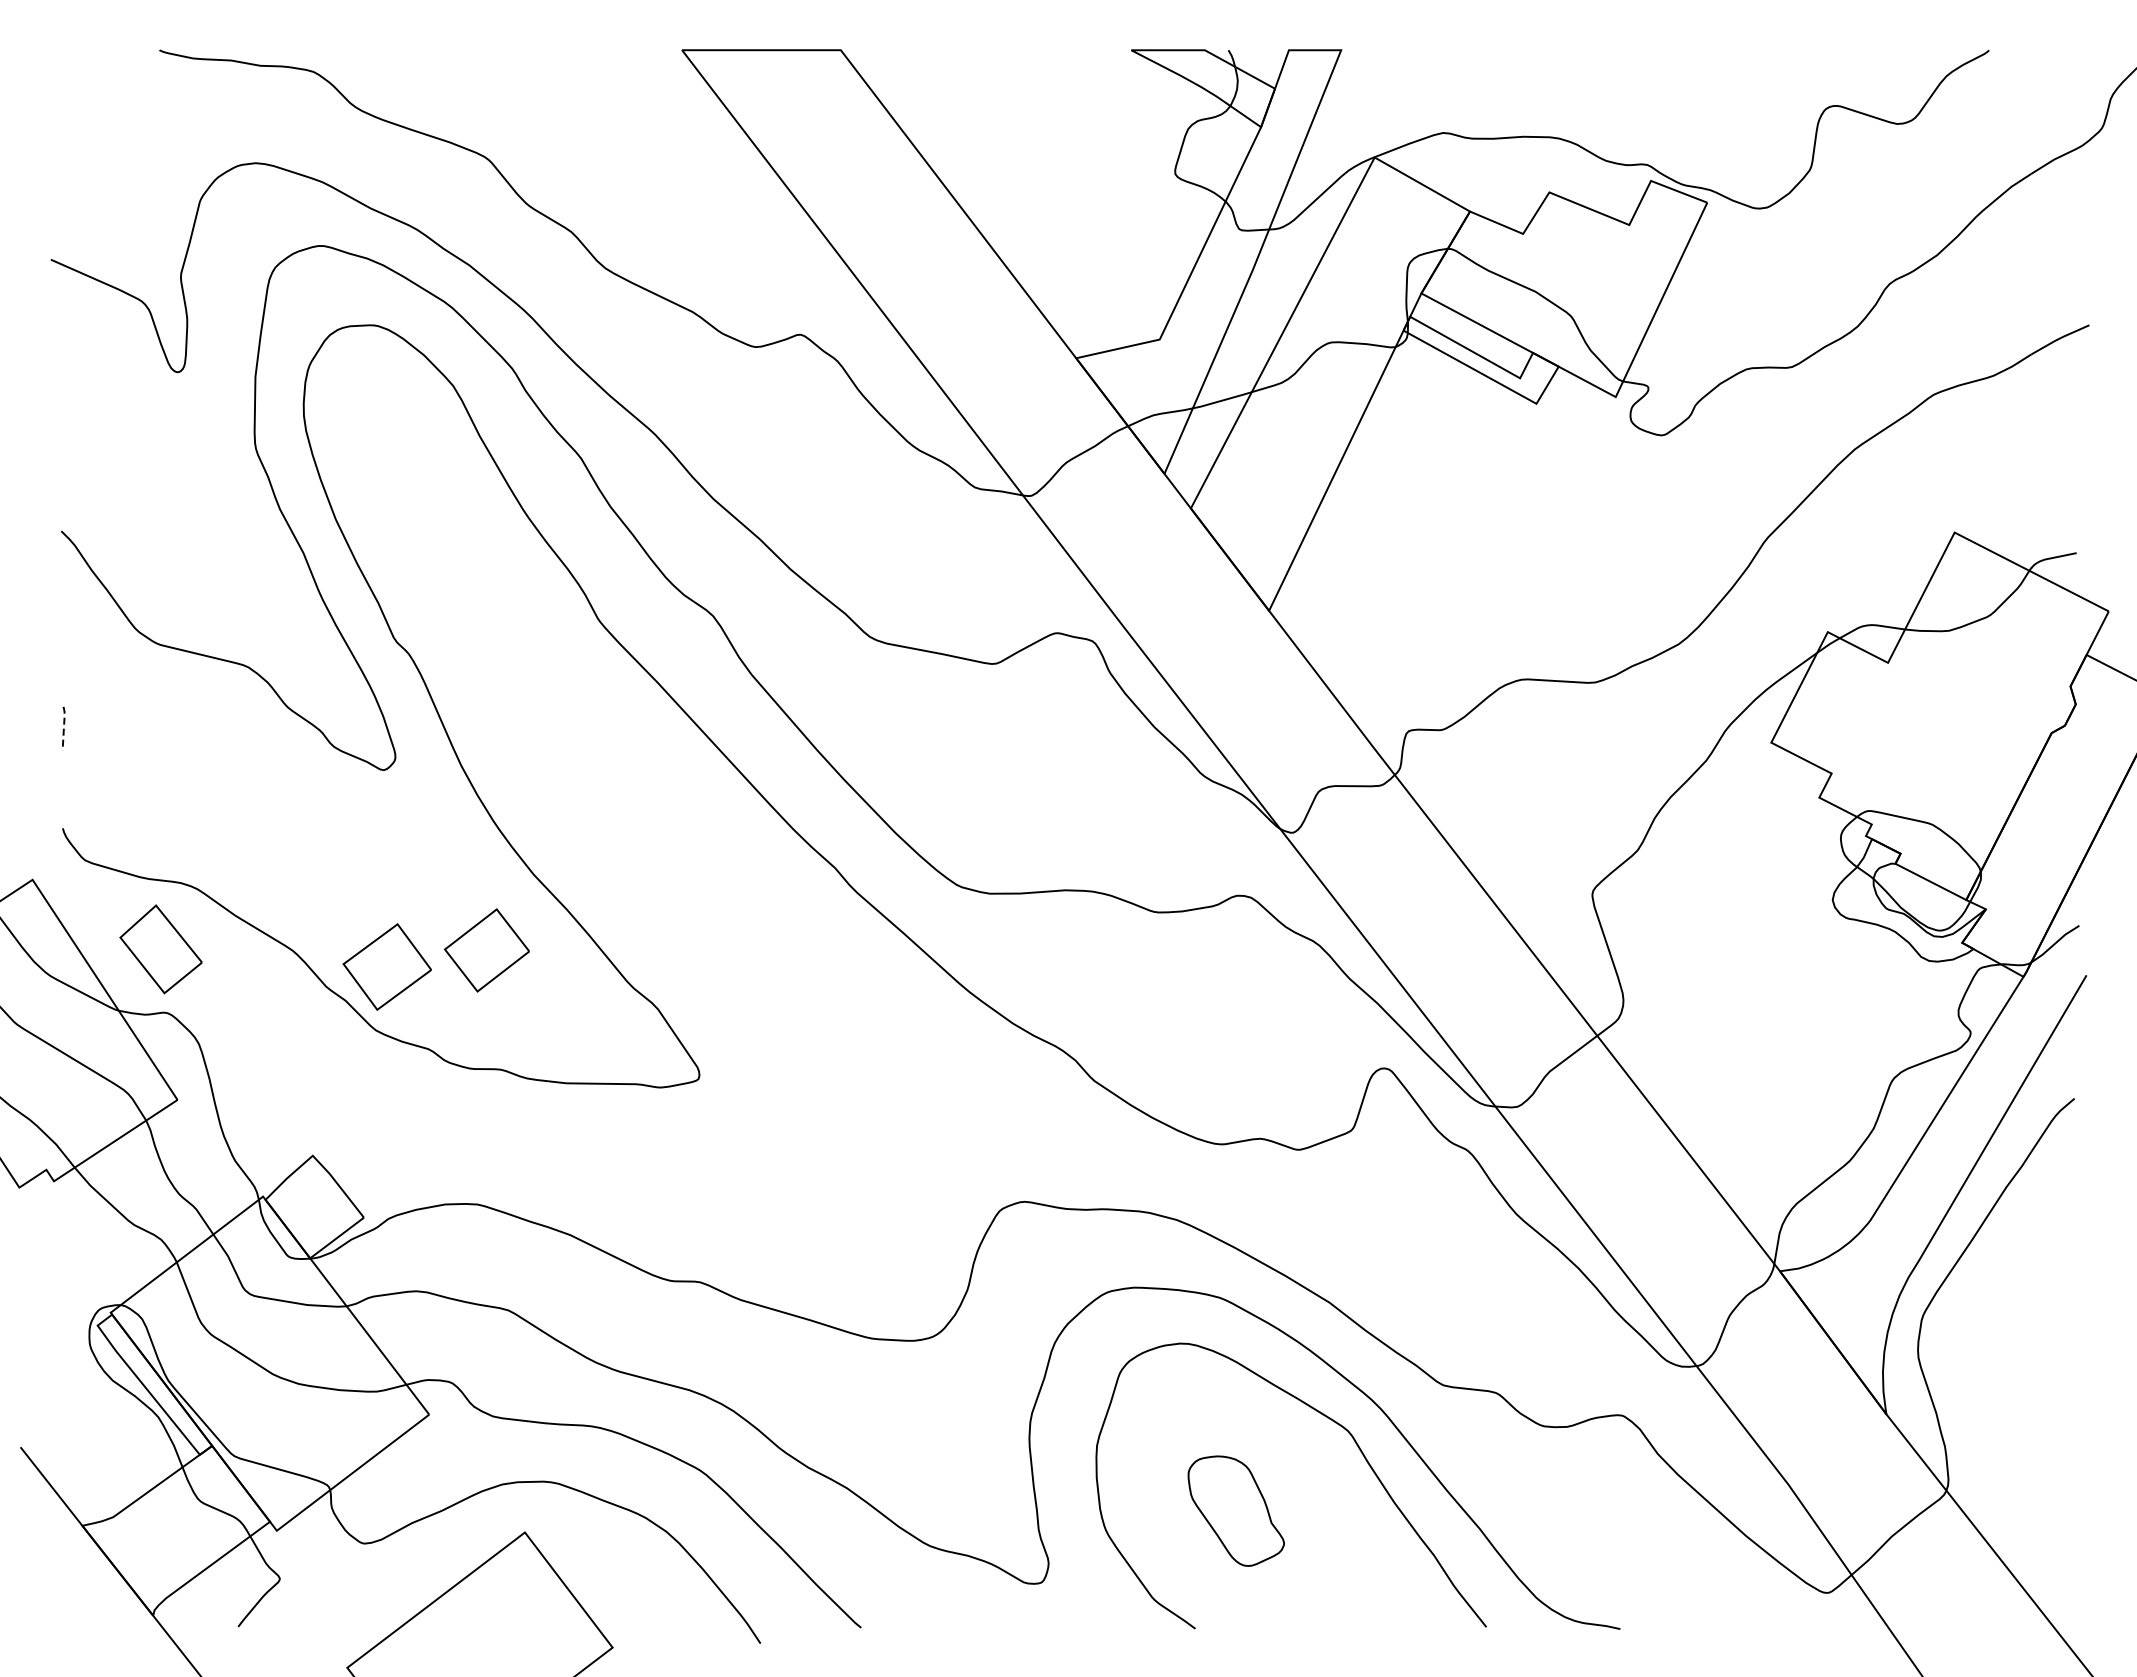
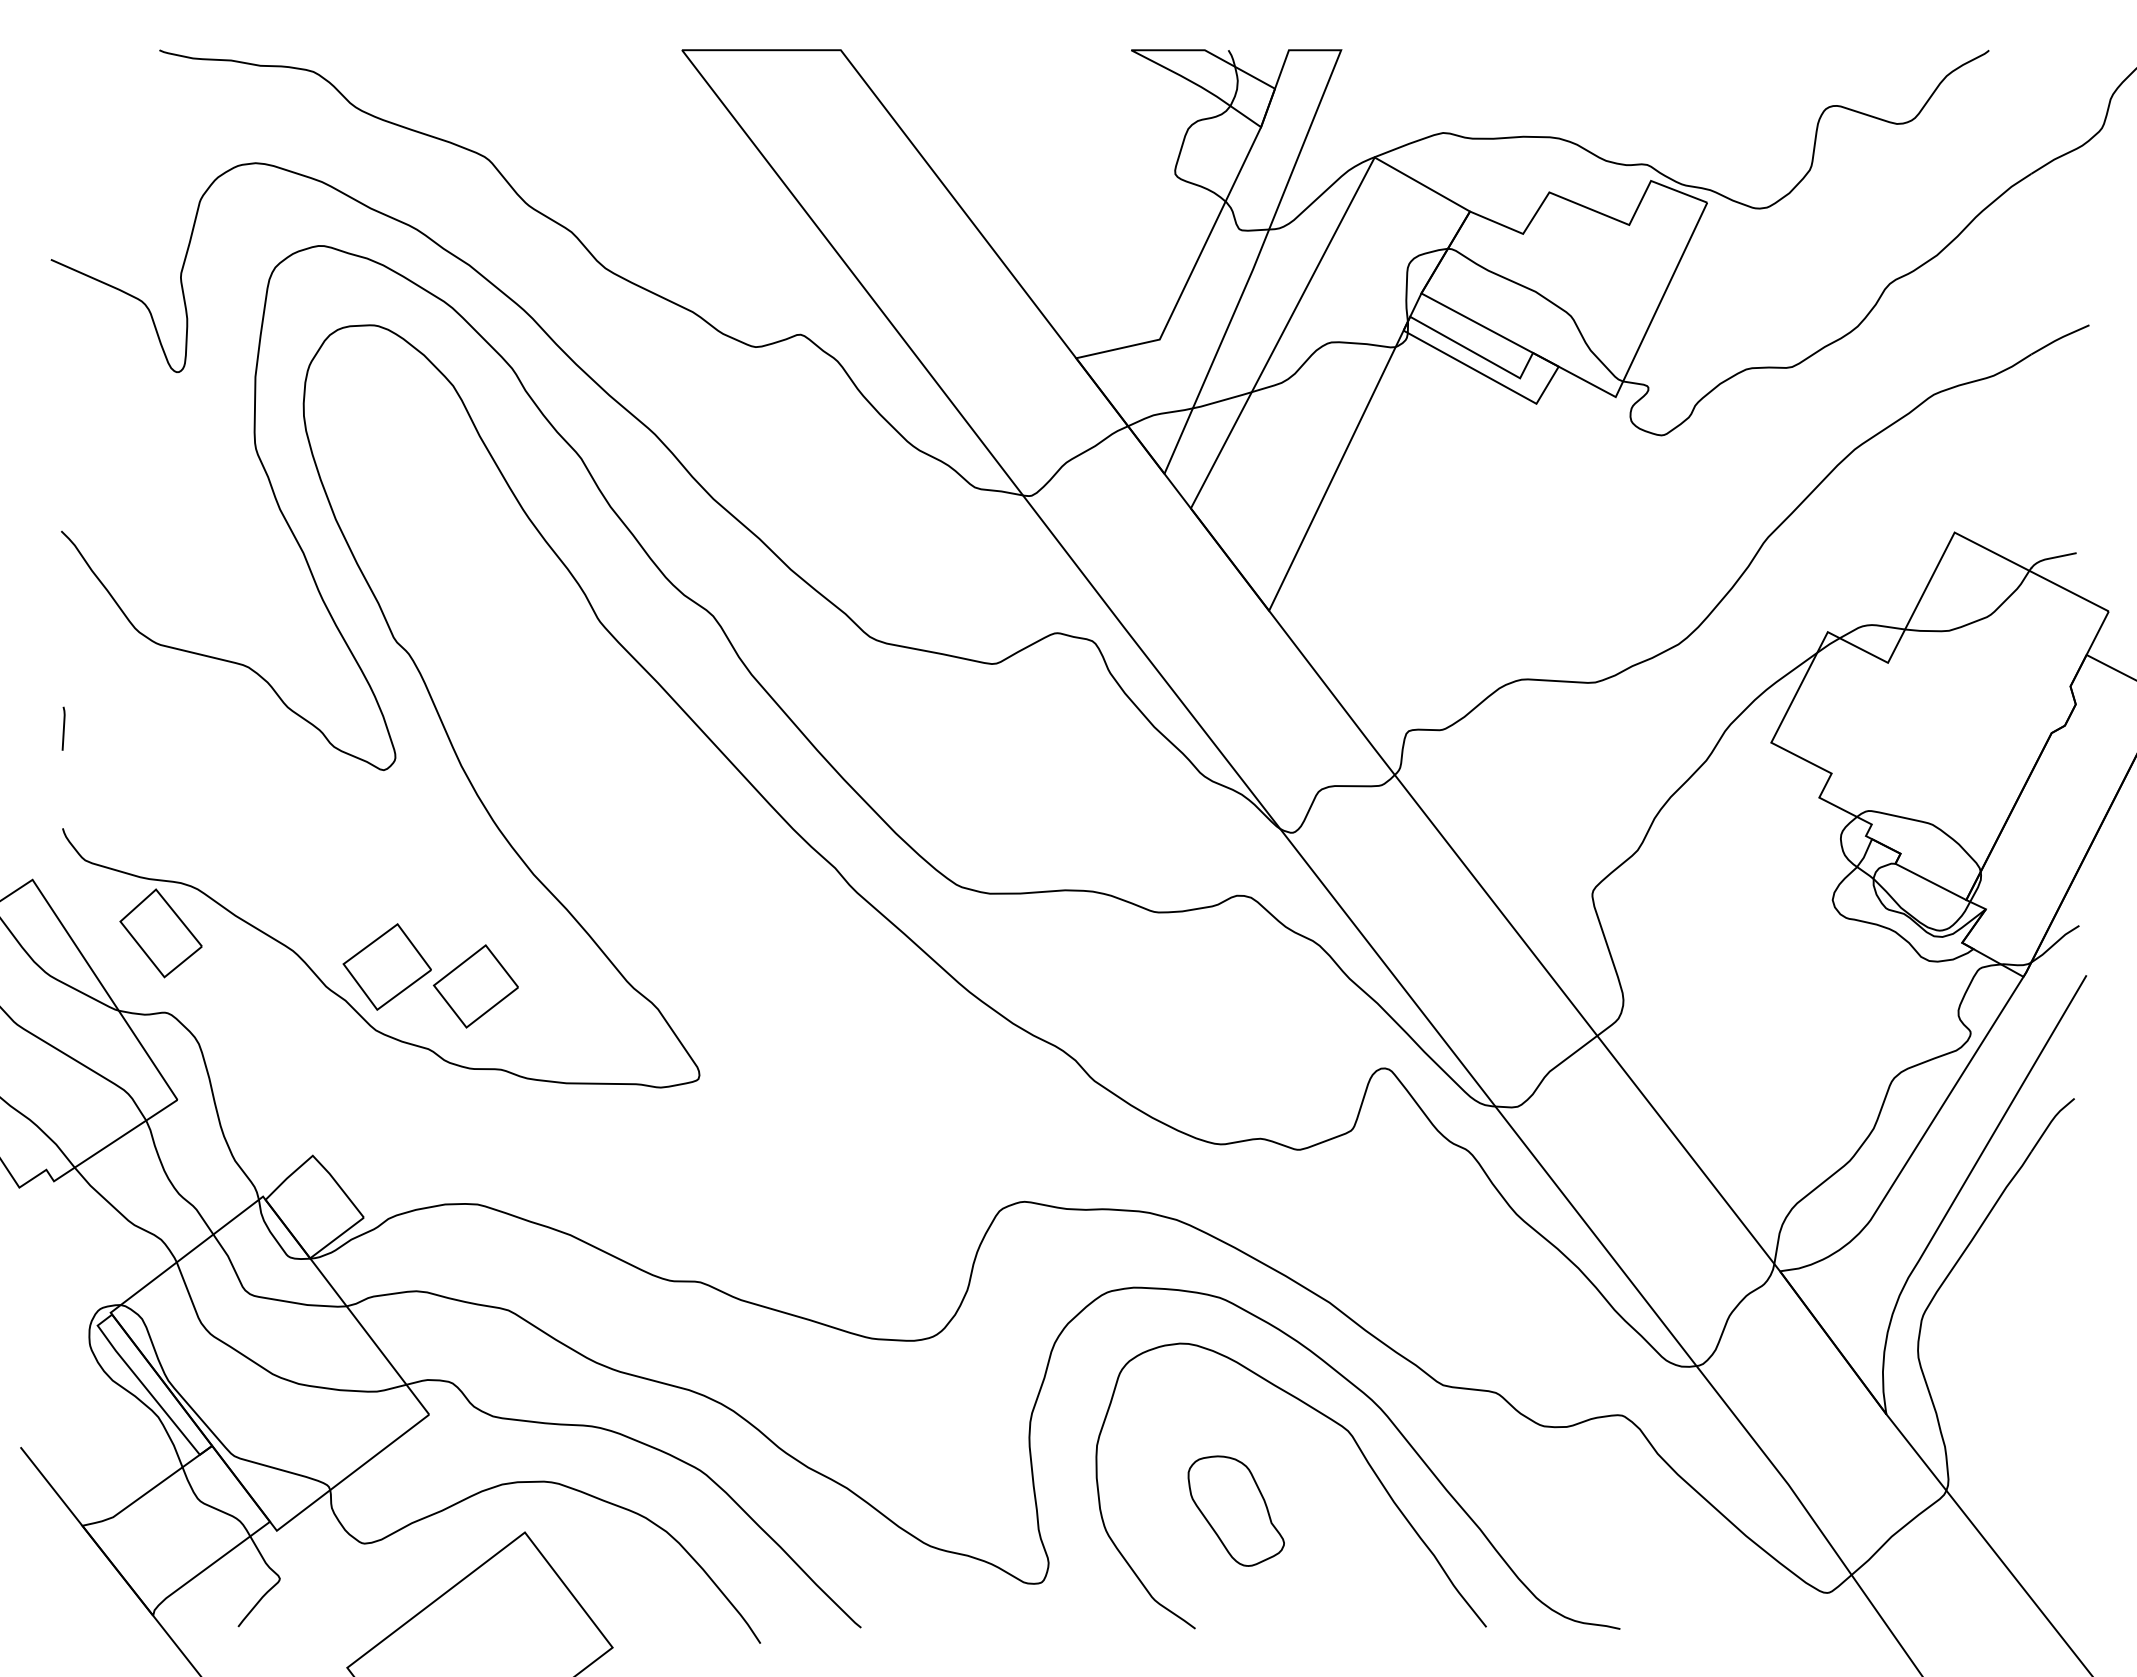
line: dashed -> solid (64, 726)
part position: (160, 949) -> (160, 933) (160, 933)
part position: (486, 950) -> (475, 986) (475, 986)
